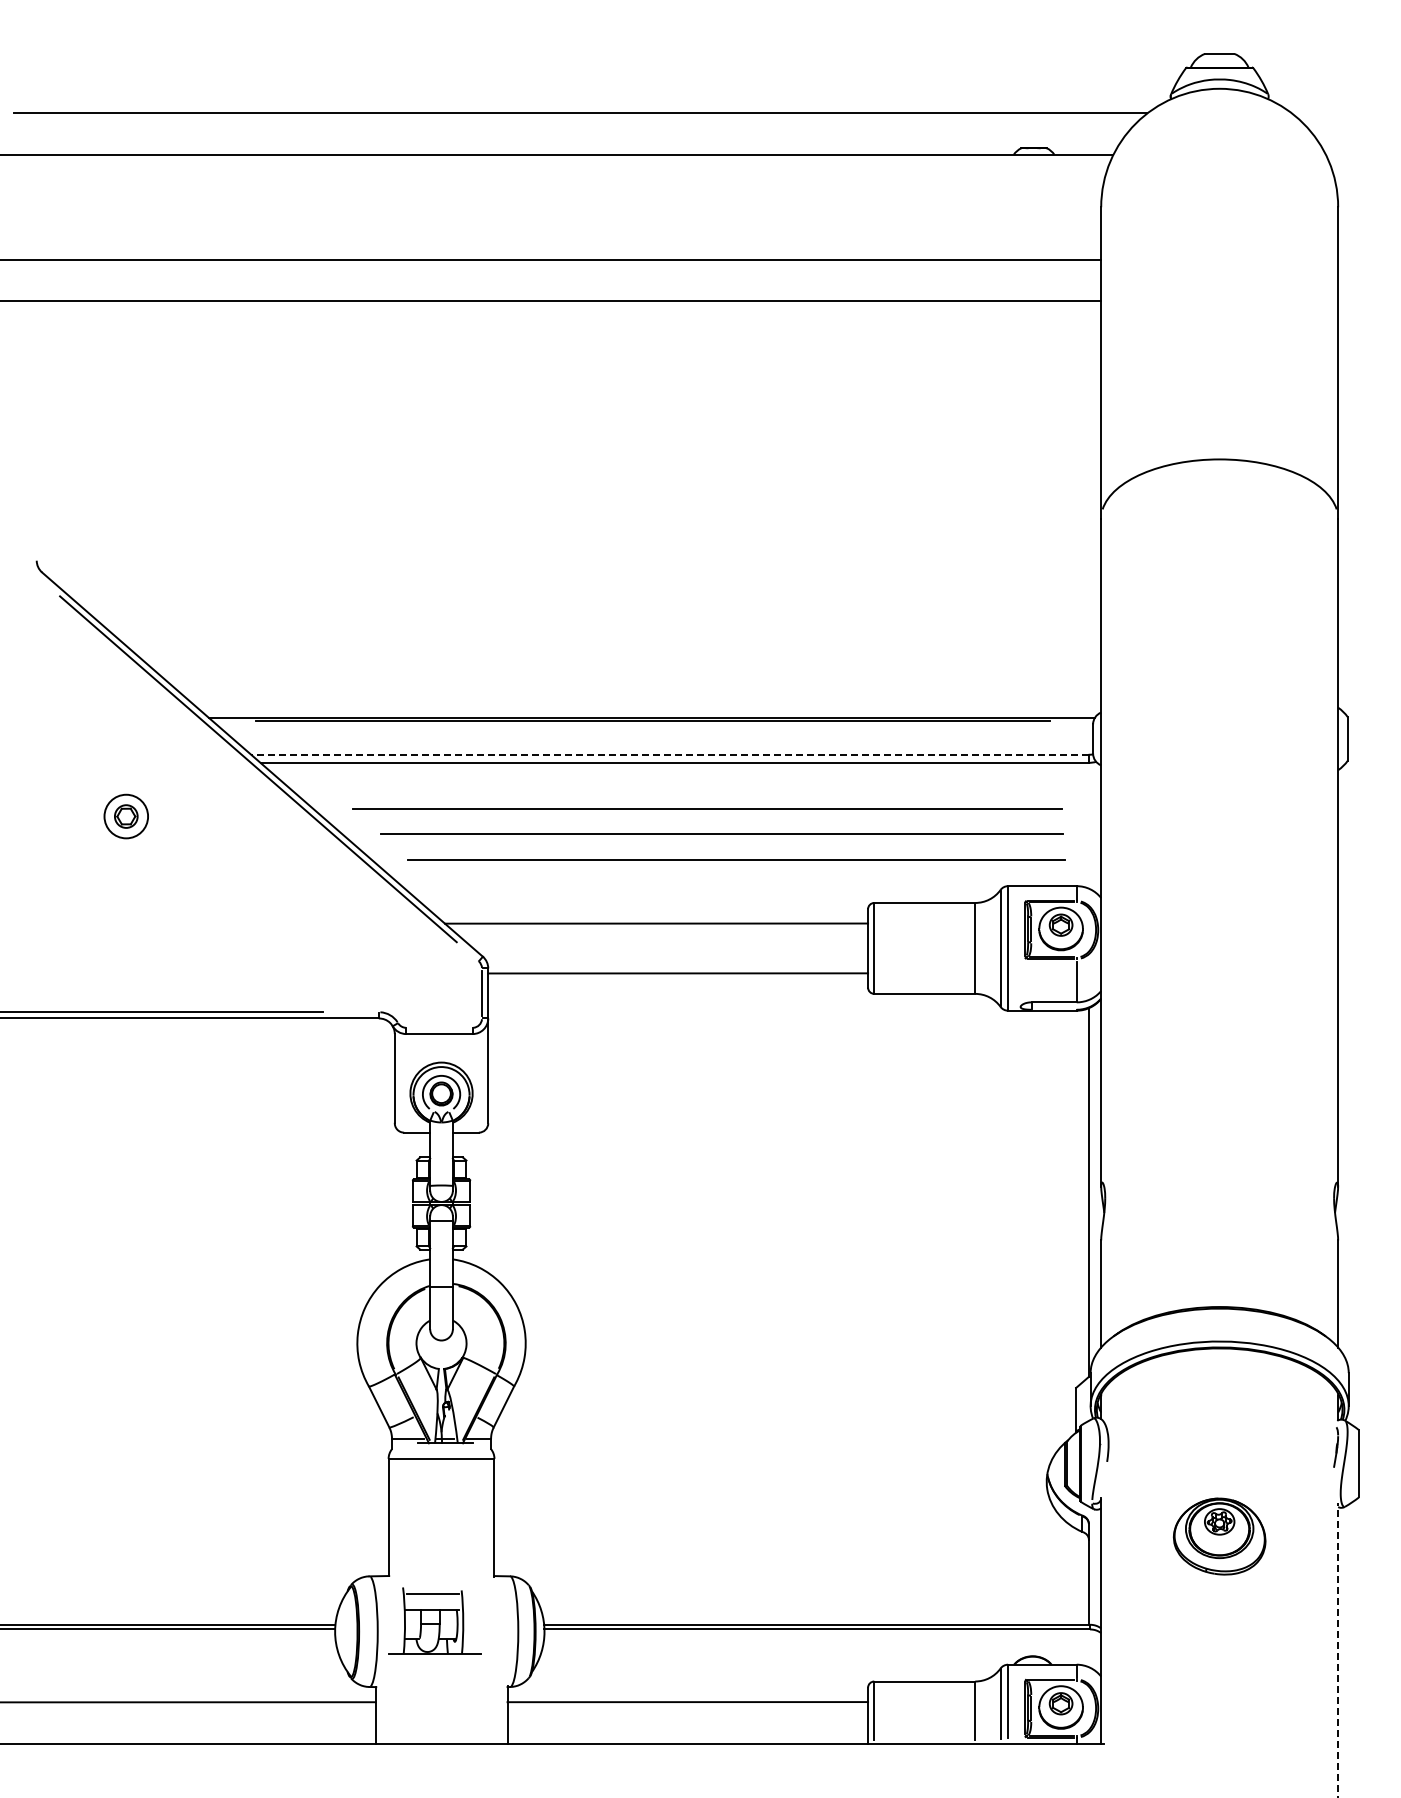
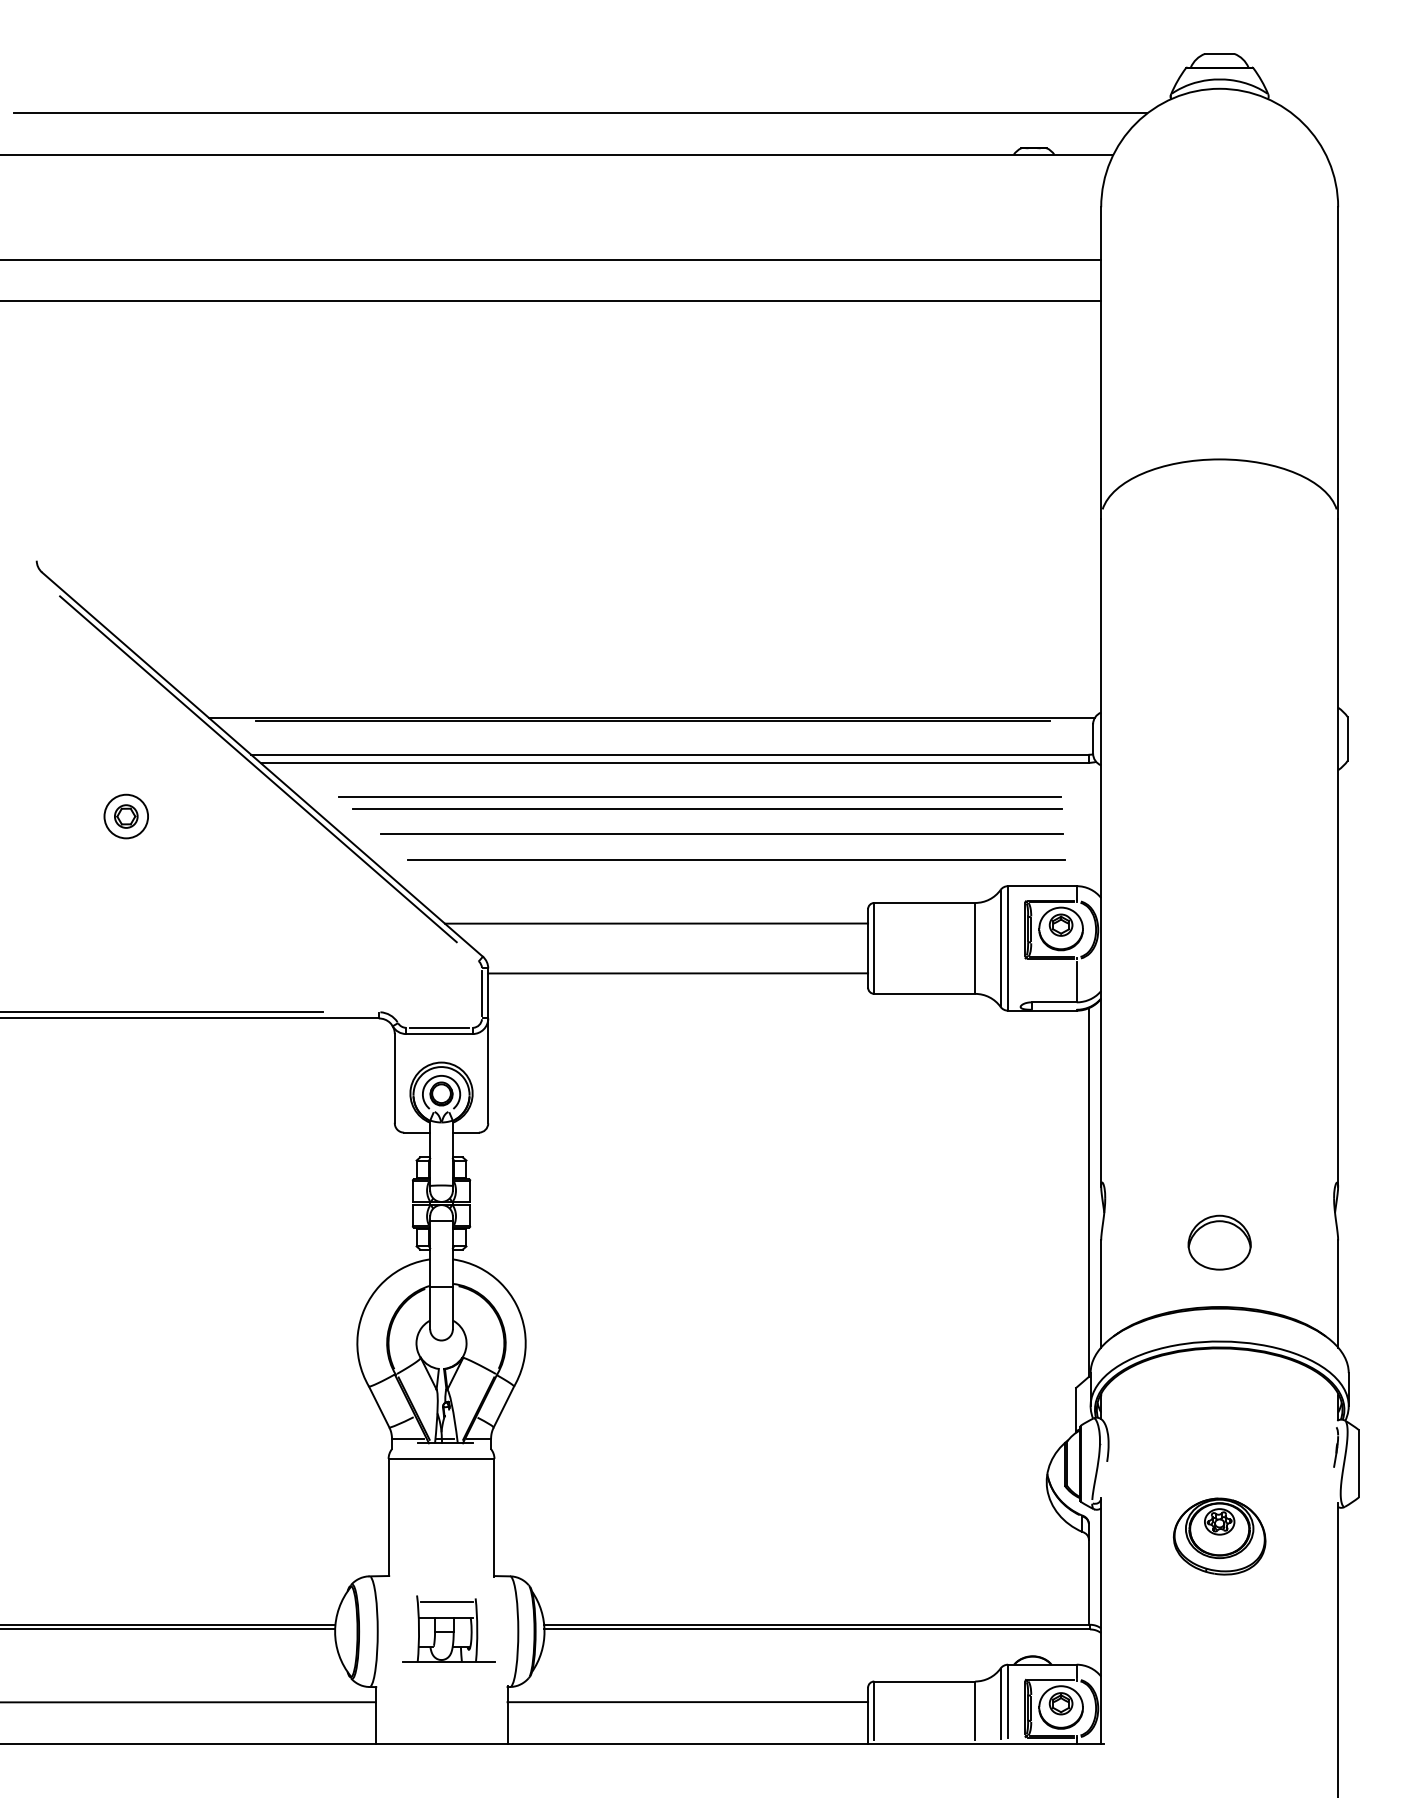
line: dashed -> solid (669, 754)
line: none -> present (700, 796)
line: none -> present (439, 1027)
part: none -> present (1219, 1242)
part position: (434, 1620) -> (448, 1628) (448, 1628)
line: dashed -> solid (1338, 1650)
